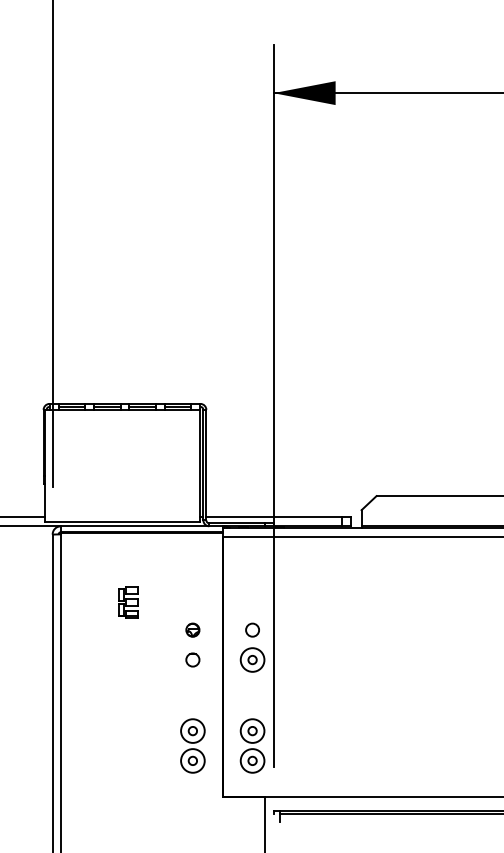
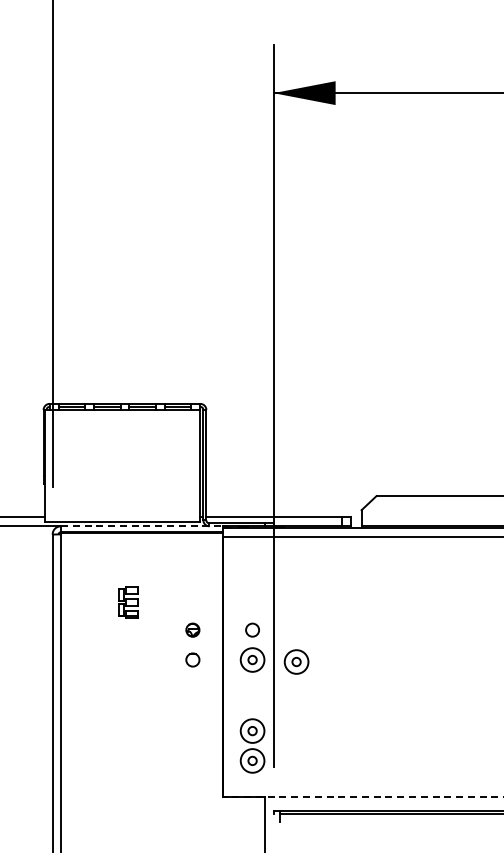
line: solid -> dashed (141, 526)
part: none -> present (296, 661)
part: present -> none (192, 745)
line: solid -> dashed (362, 796)
